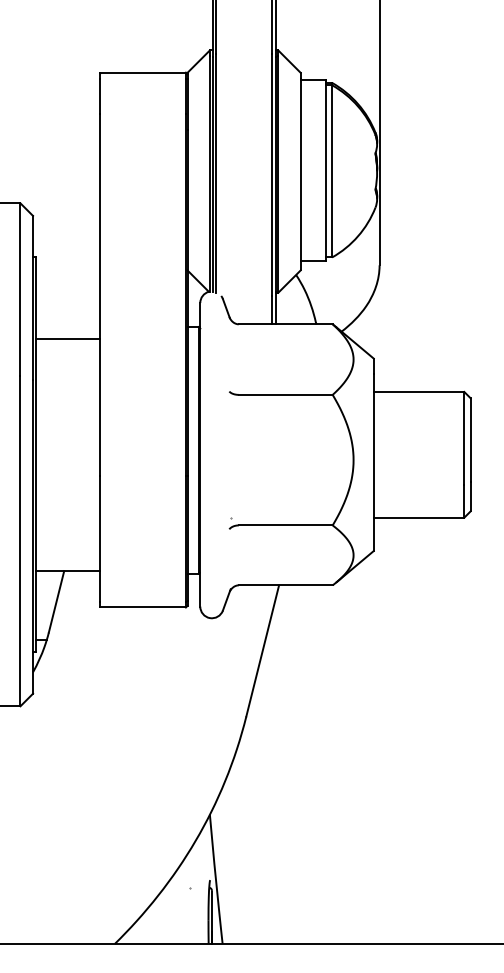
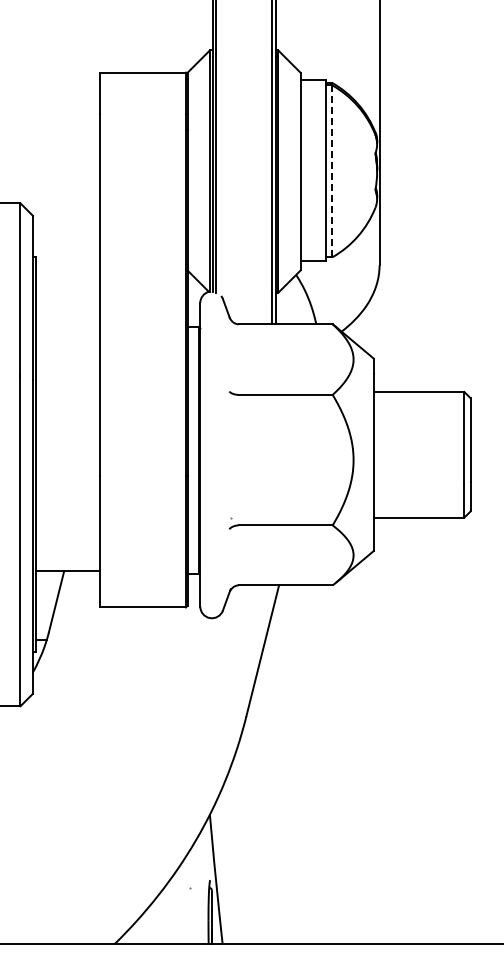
line: solid -> dashed (332, 171)
line: present -> none (67, 338)
